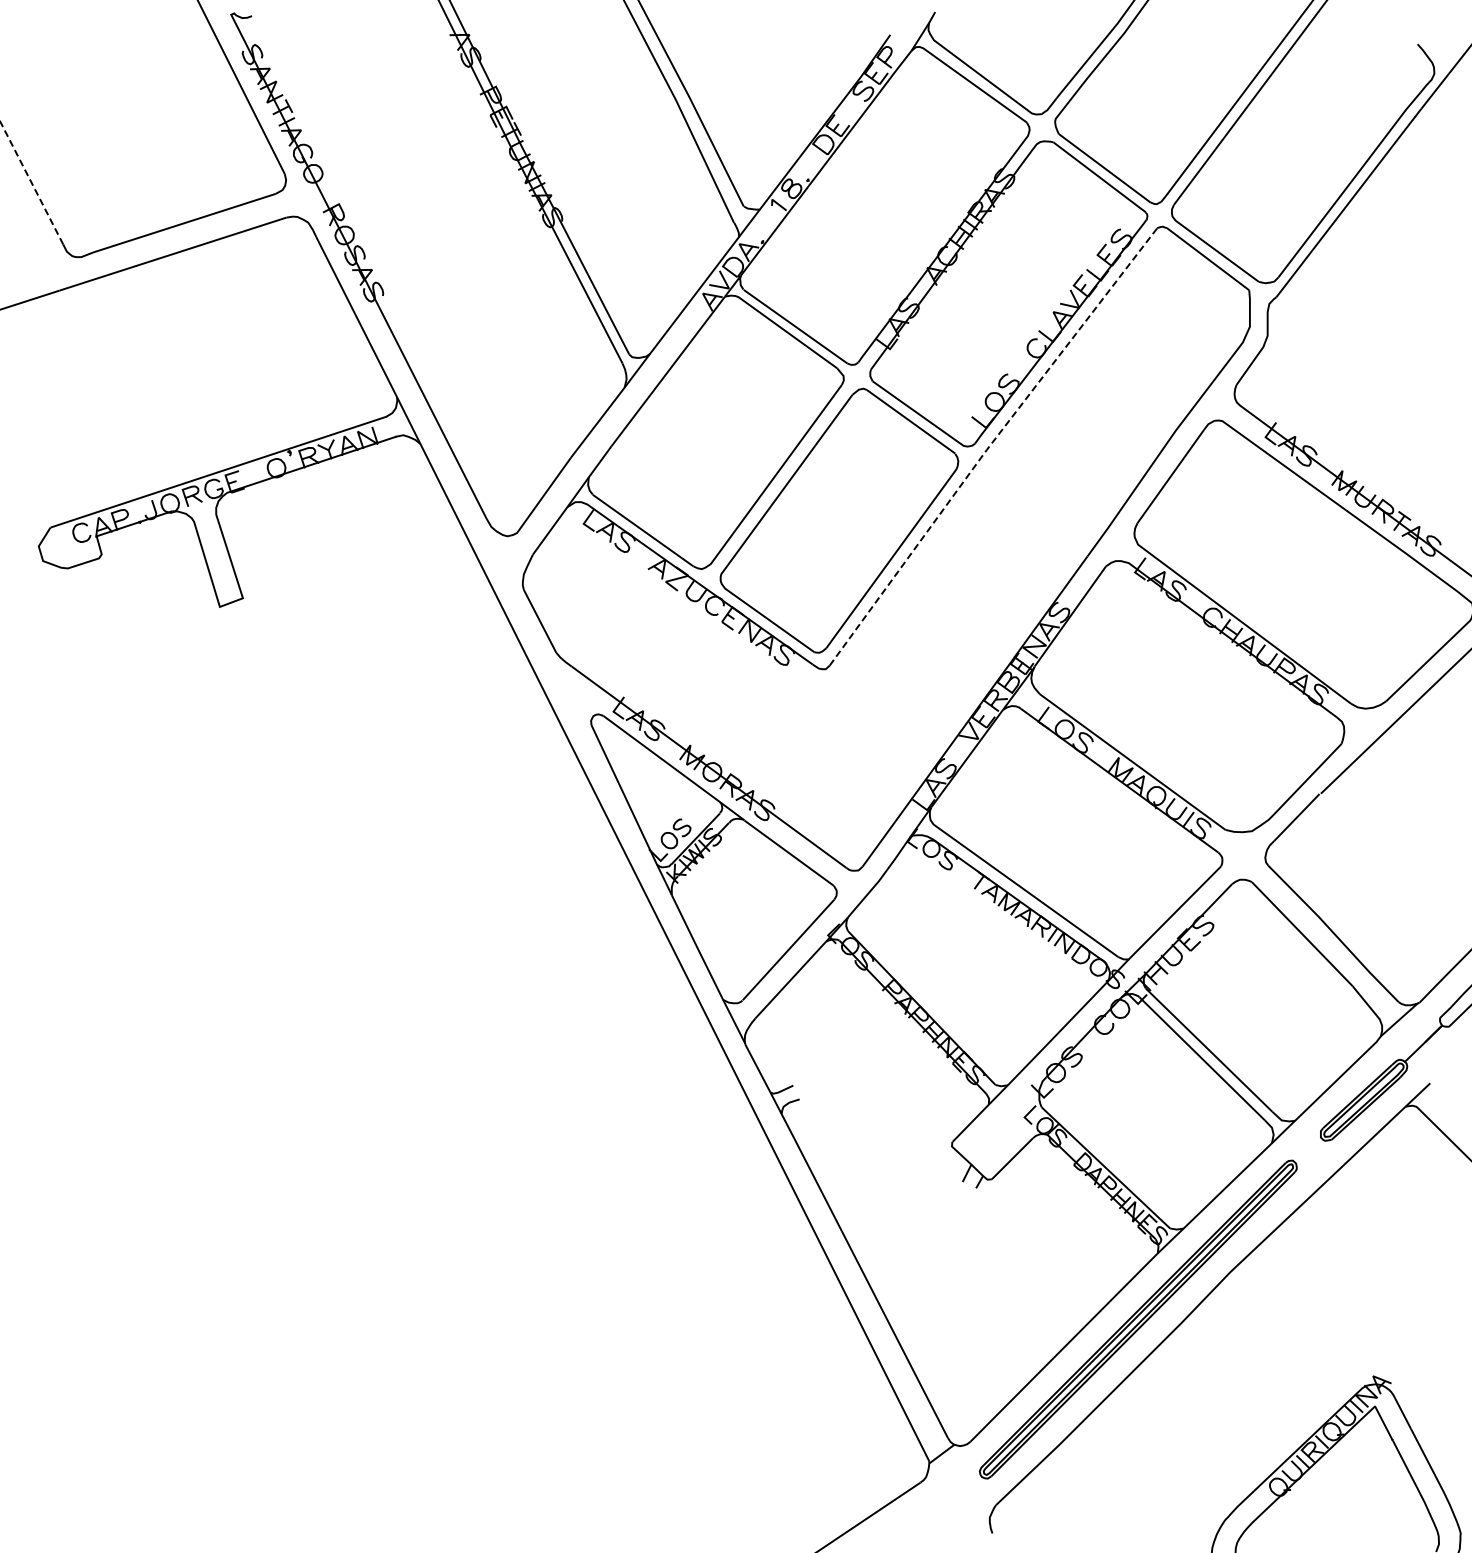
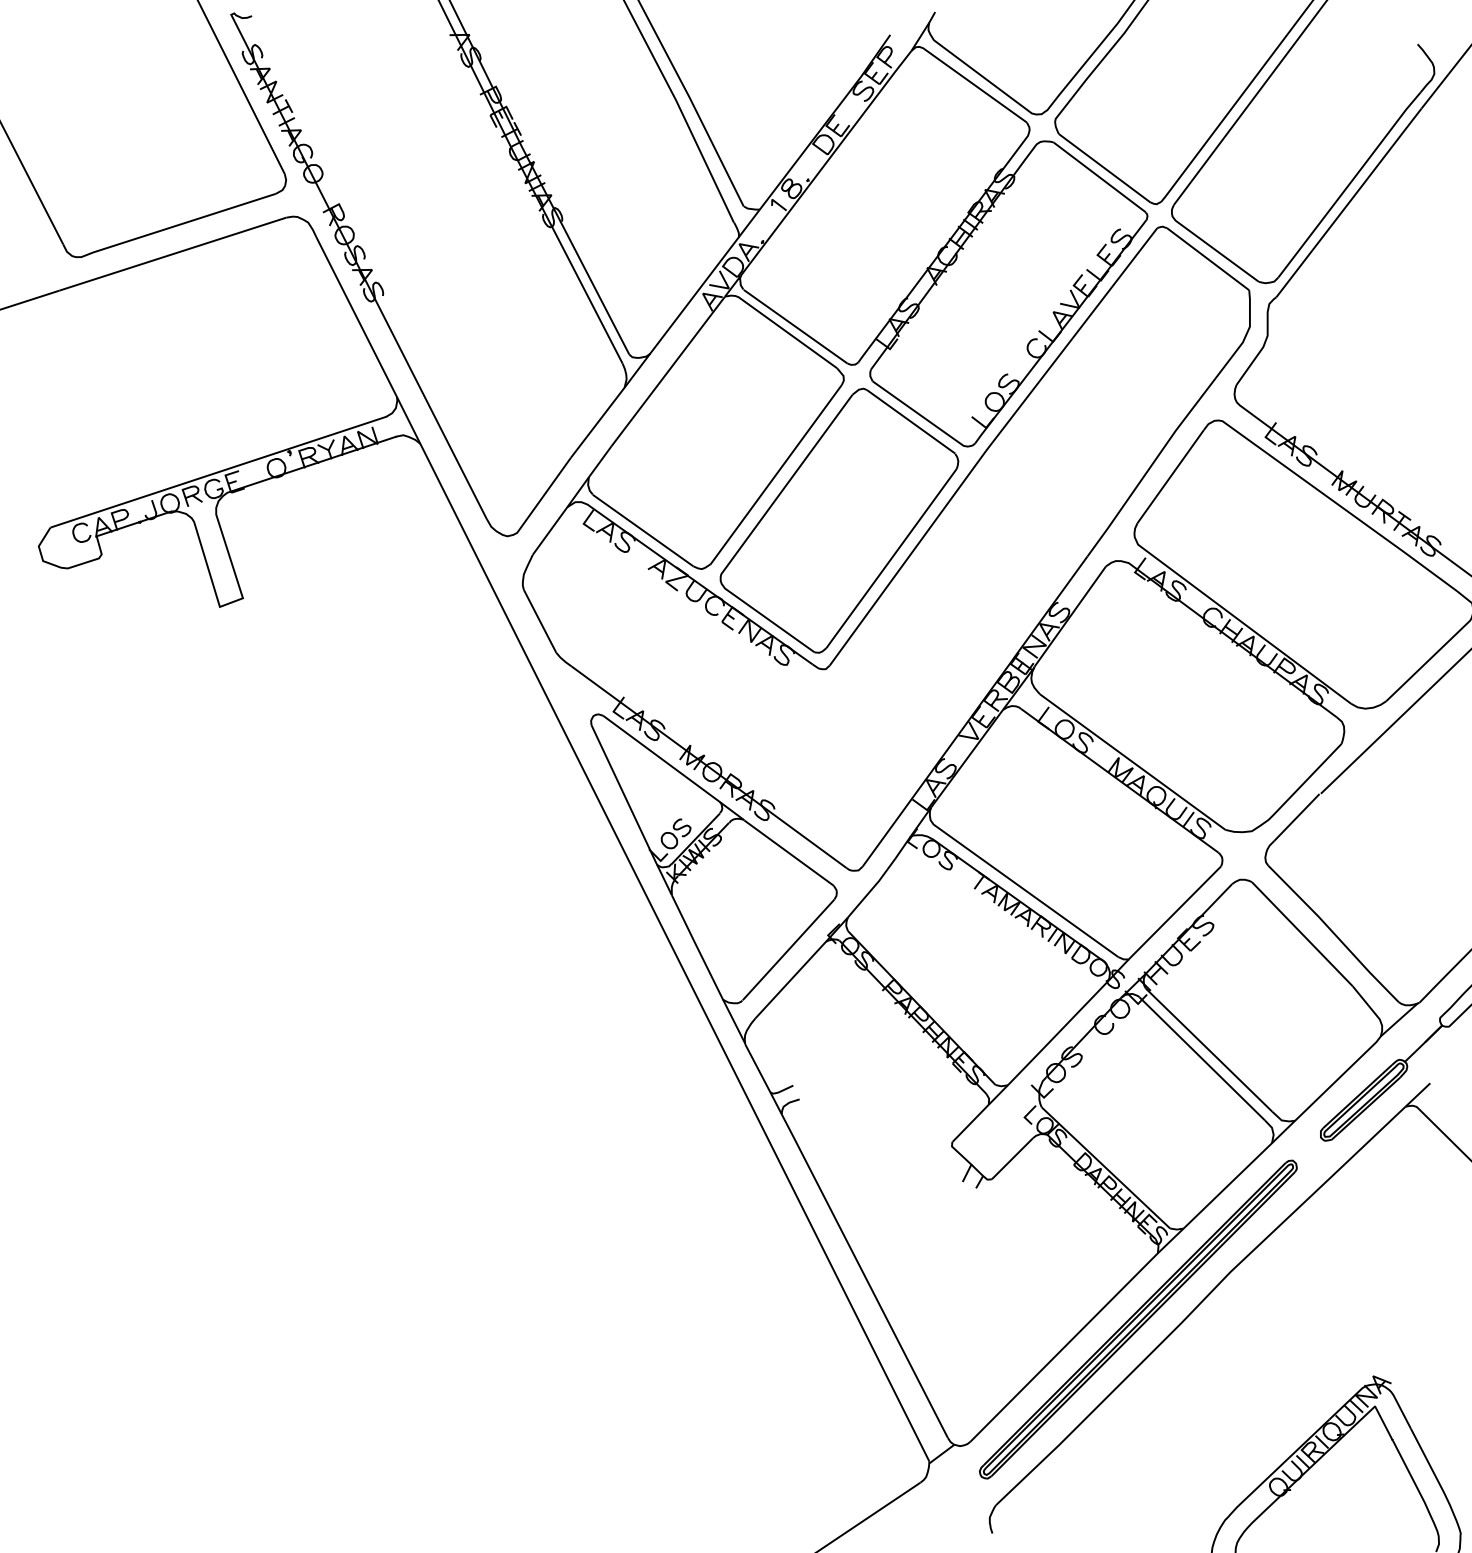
line: dashed -> solid (31, 183)
line: dashed -> solid (990, 445)
